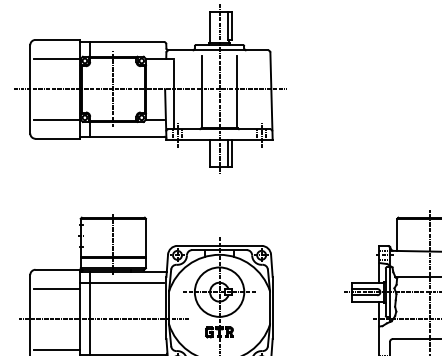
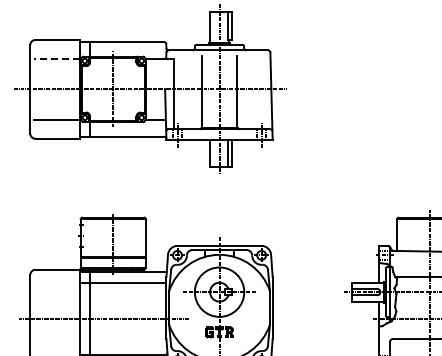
line: solid -> dashed (56, 58)
line: present -> none (56, 288)
line: present -> none (56, 349)
